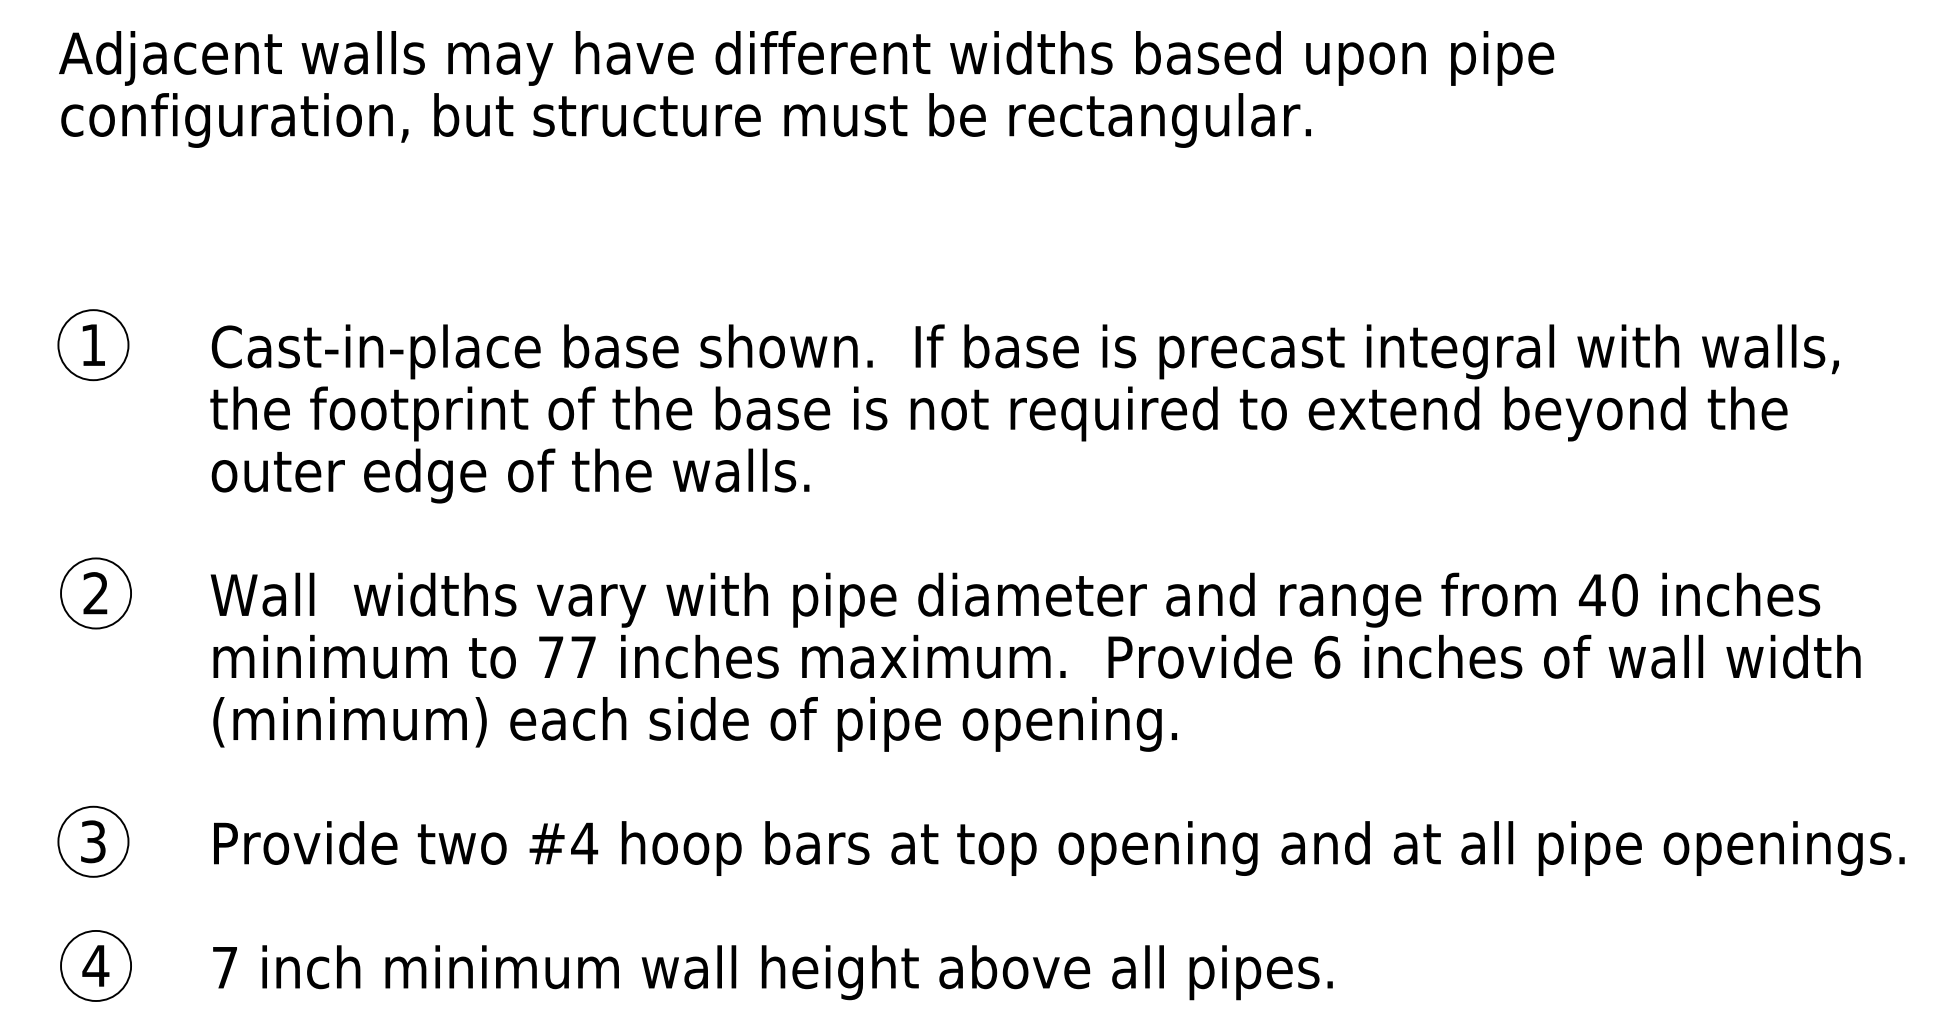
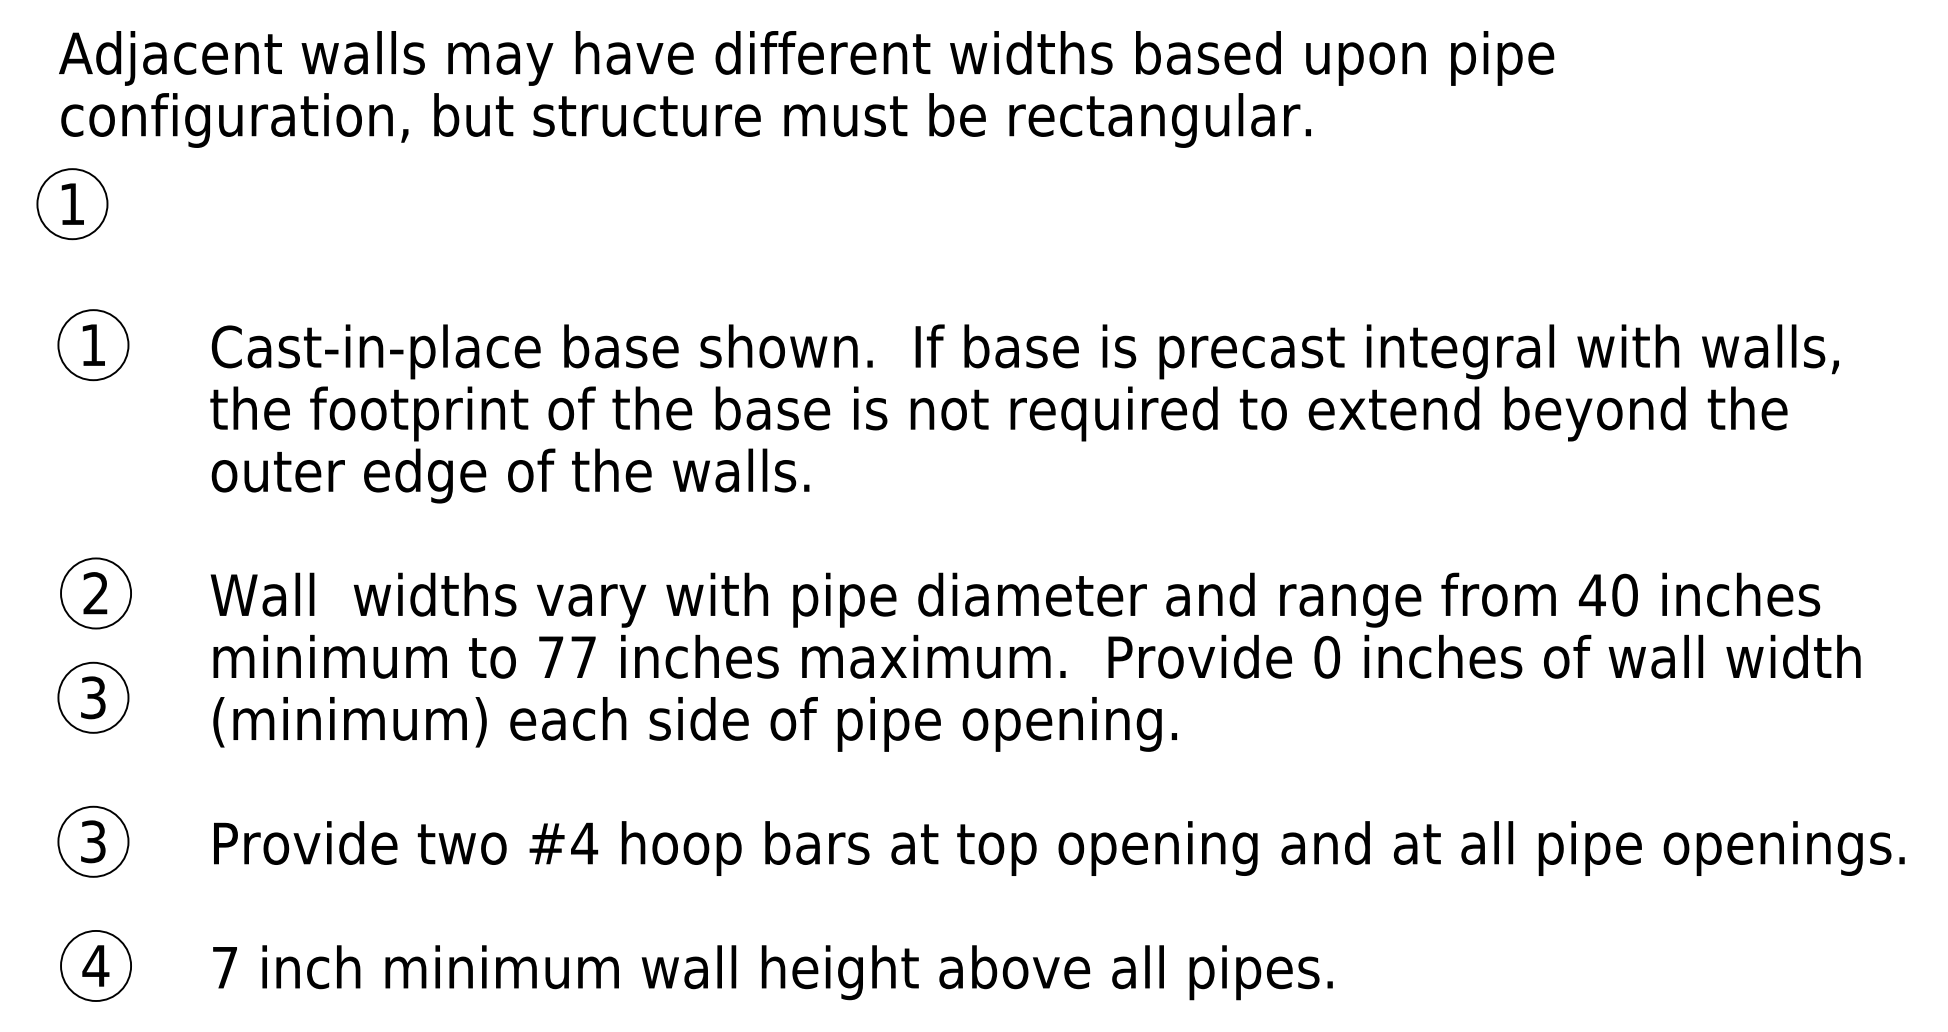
part: none -> present (72, 204)
text: 6 -> 0 (1327, 656)
part: none -> present (93, 697)
